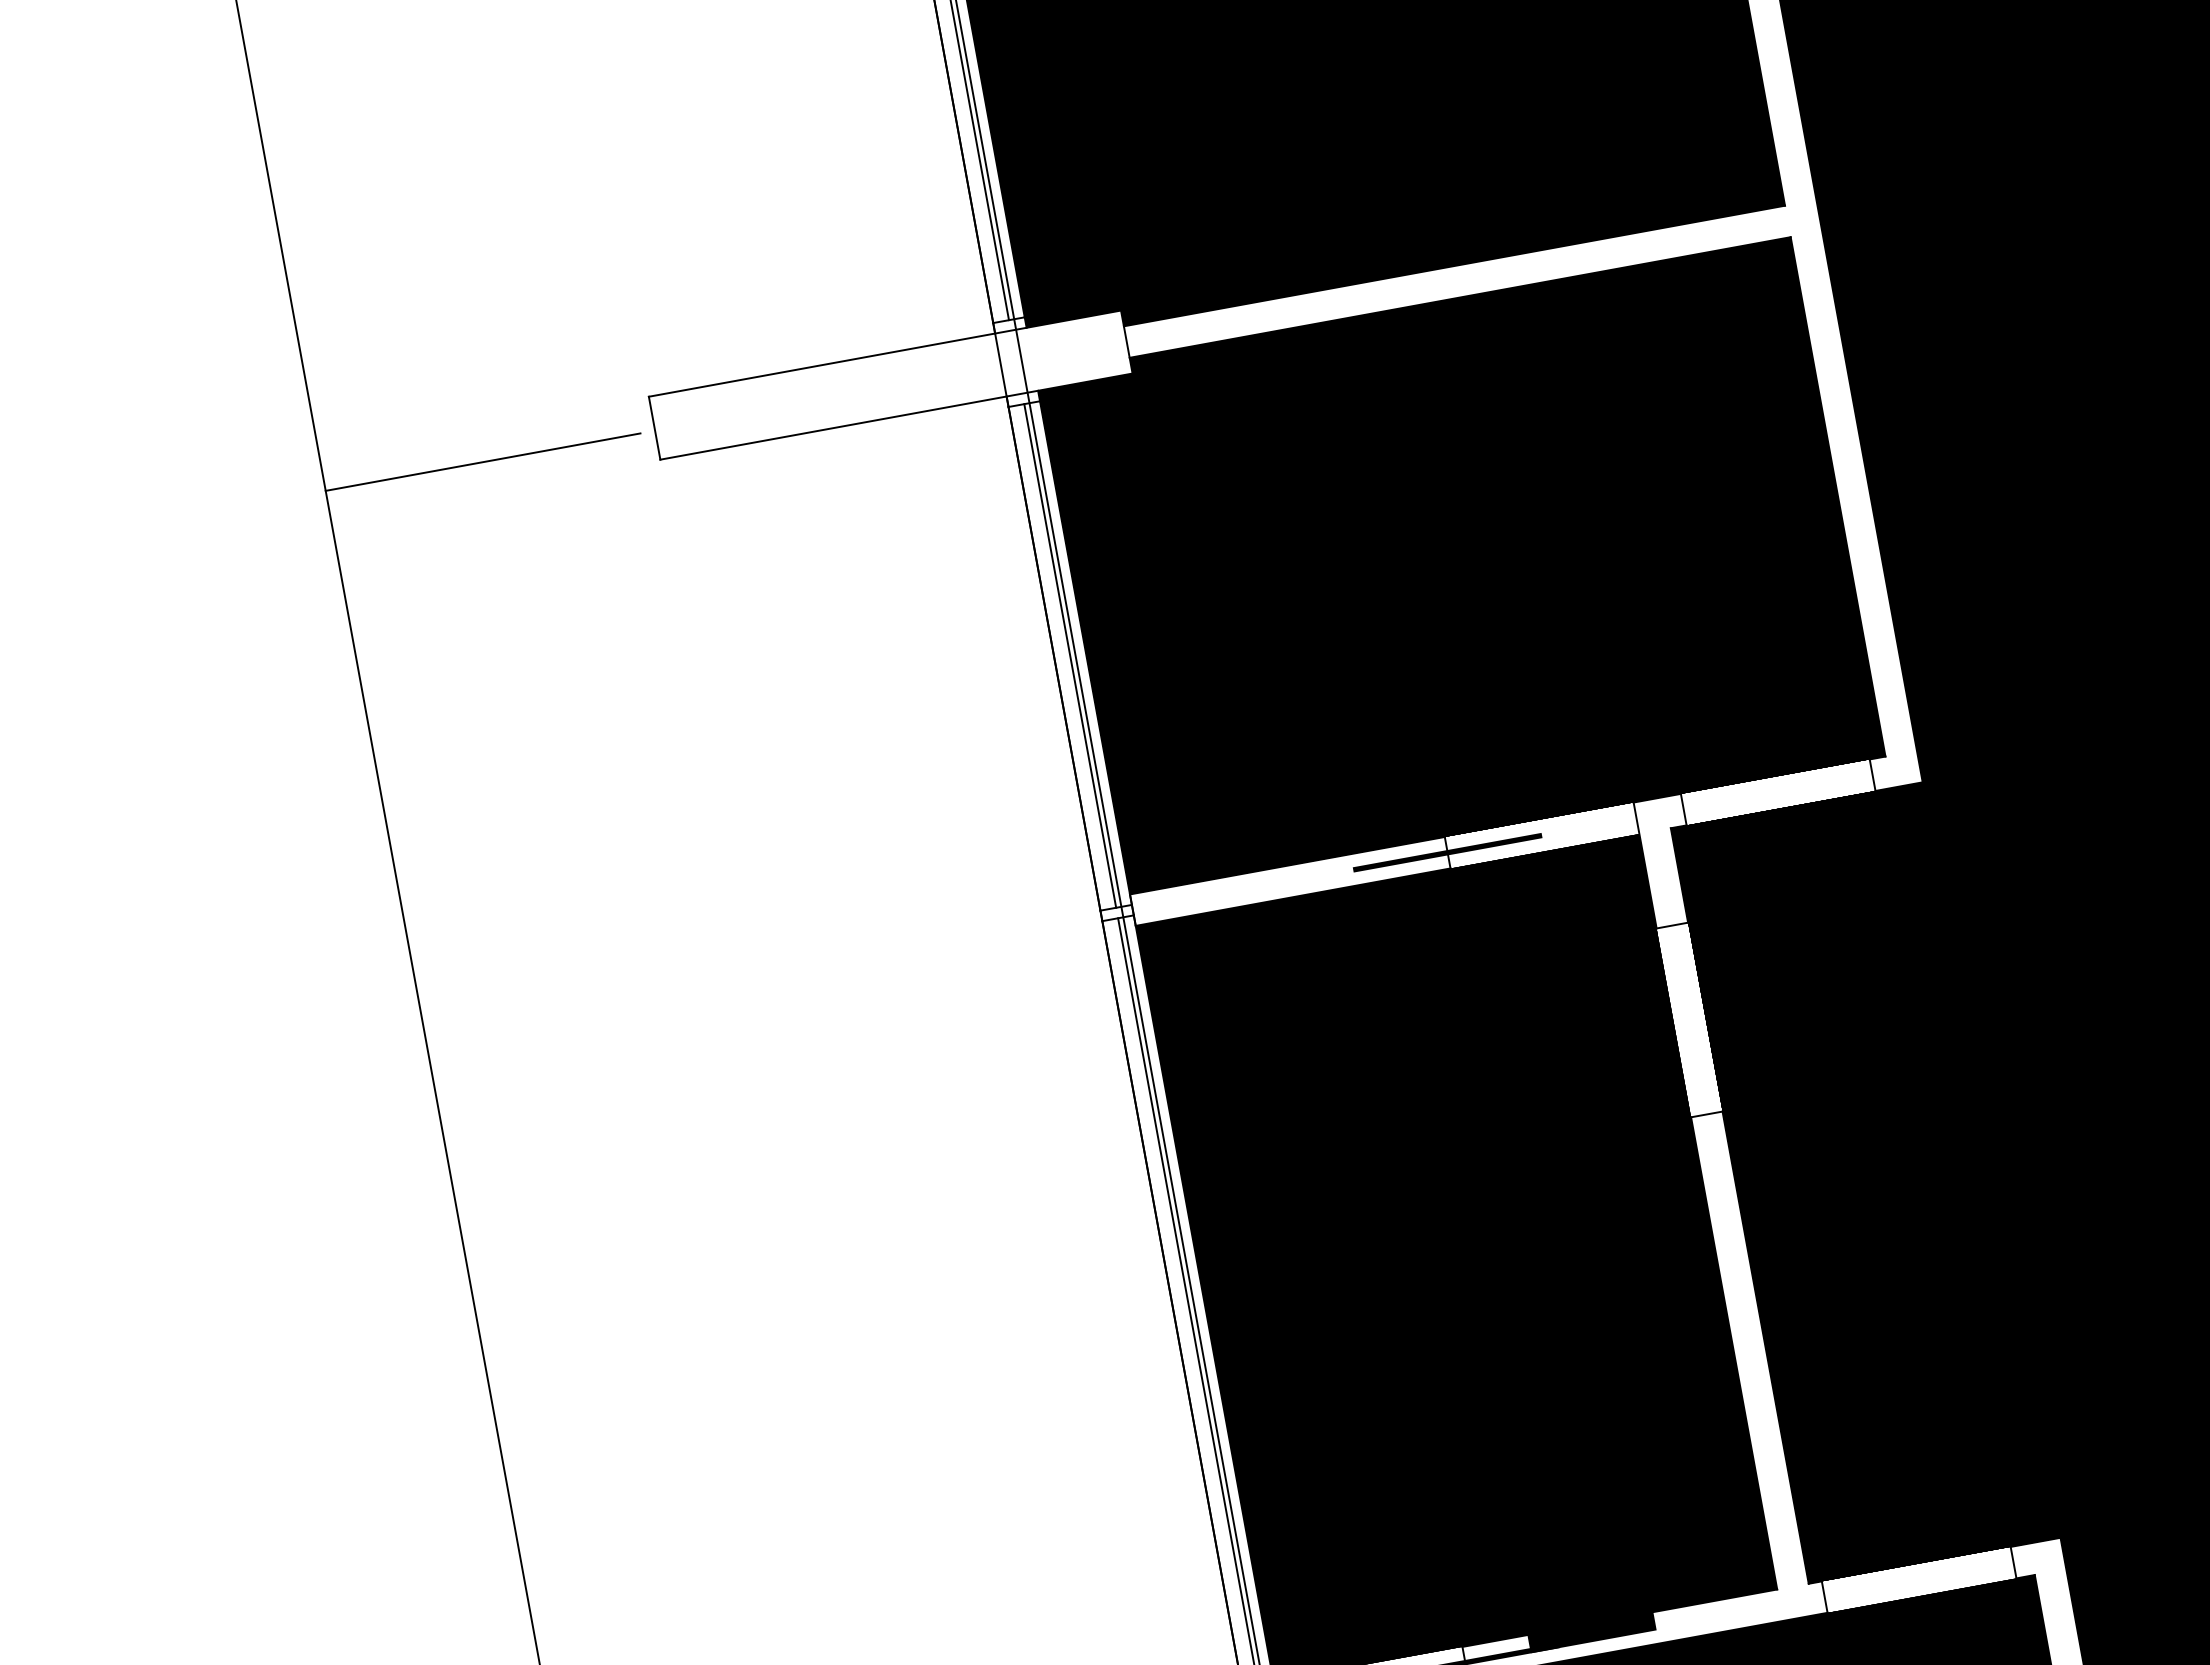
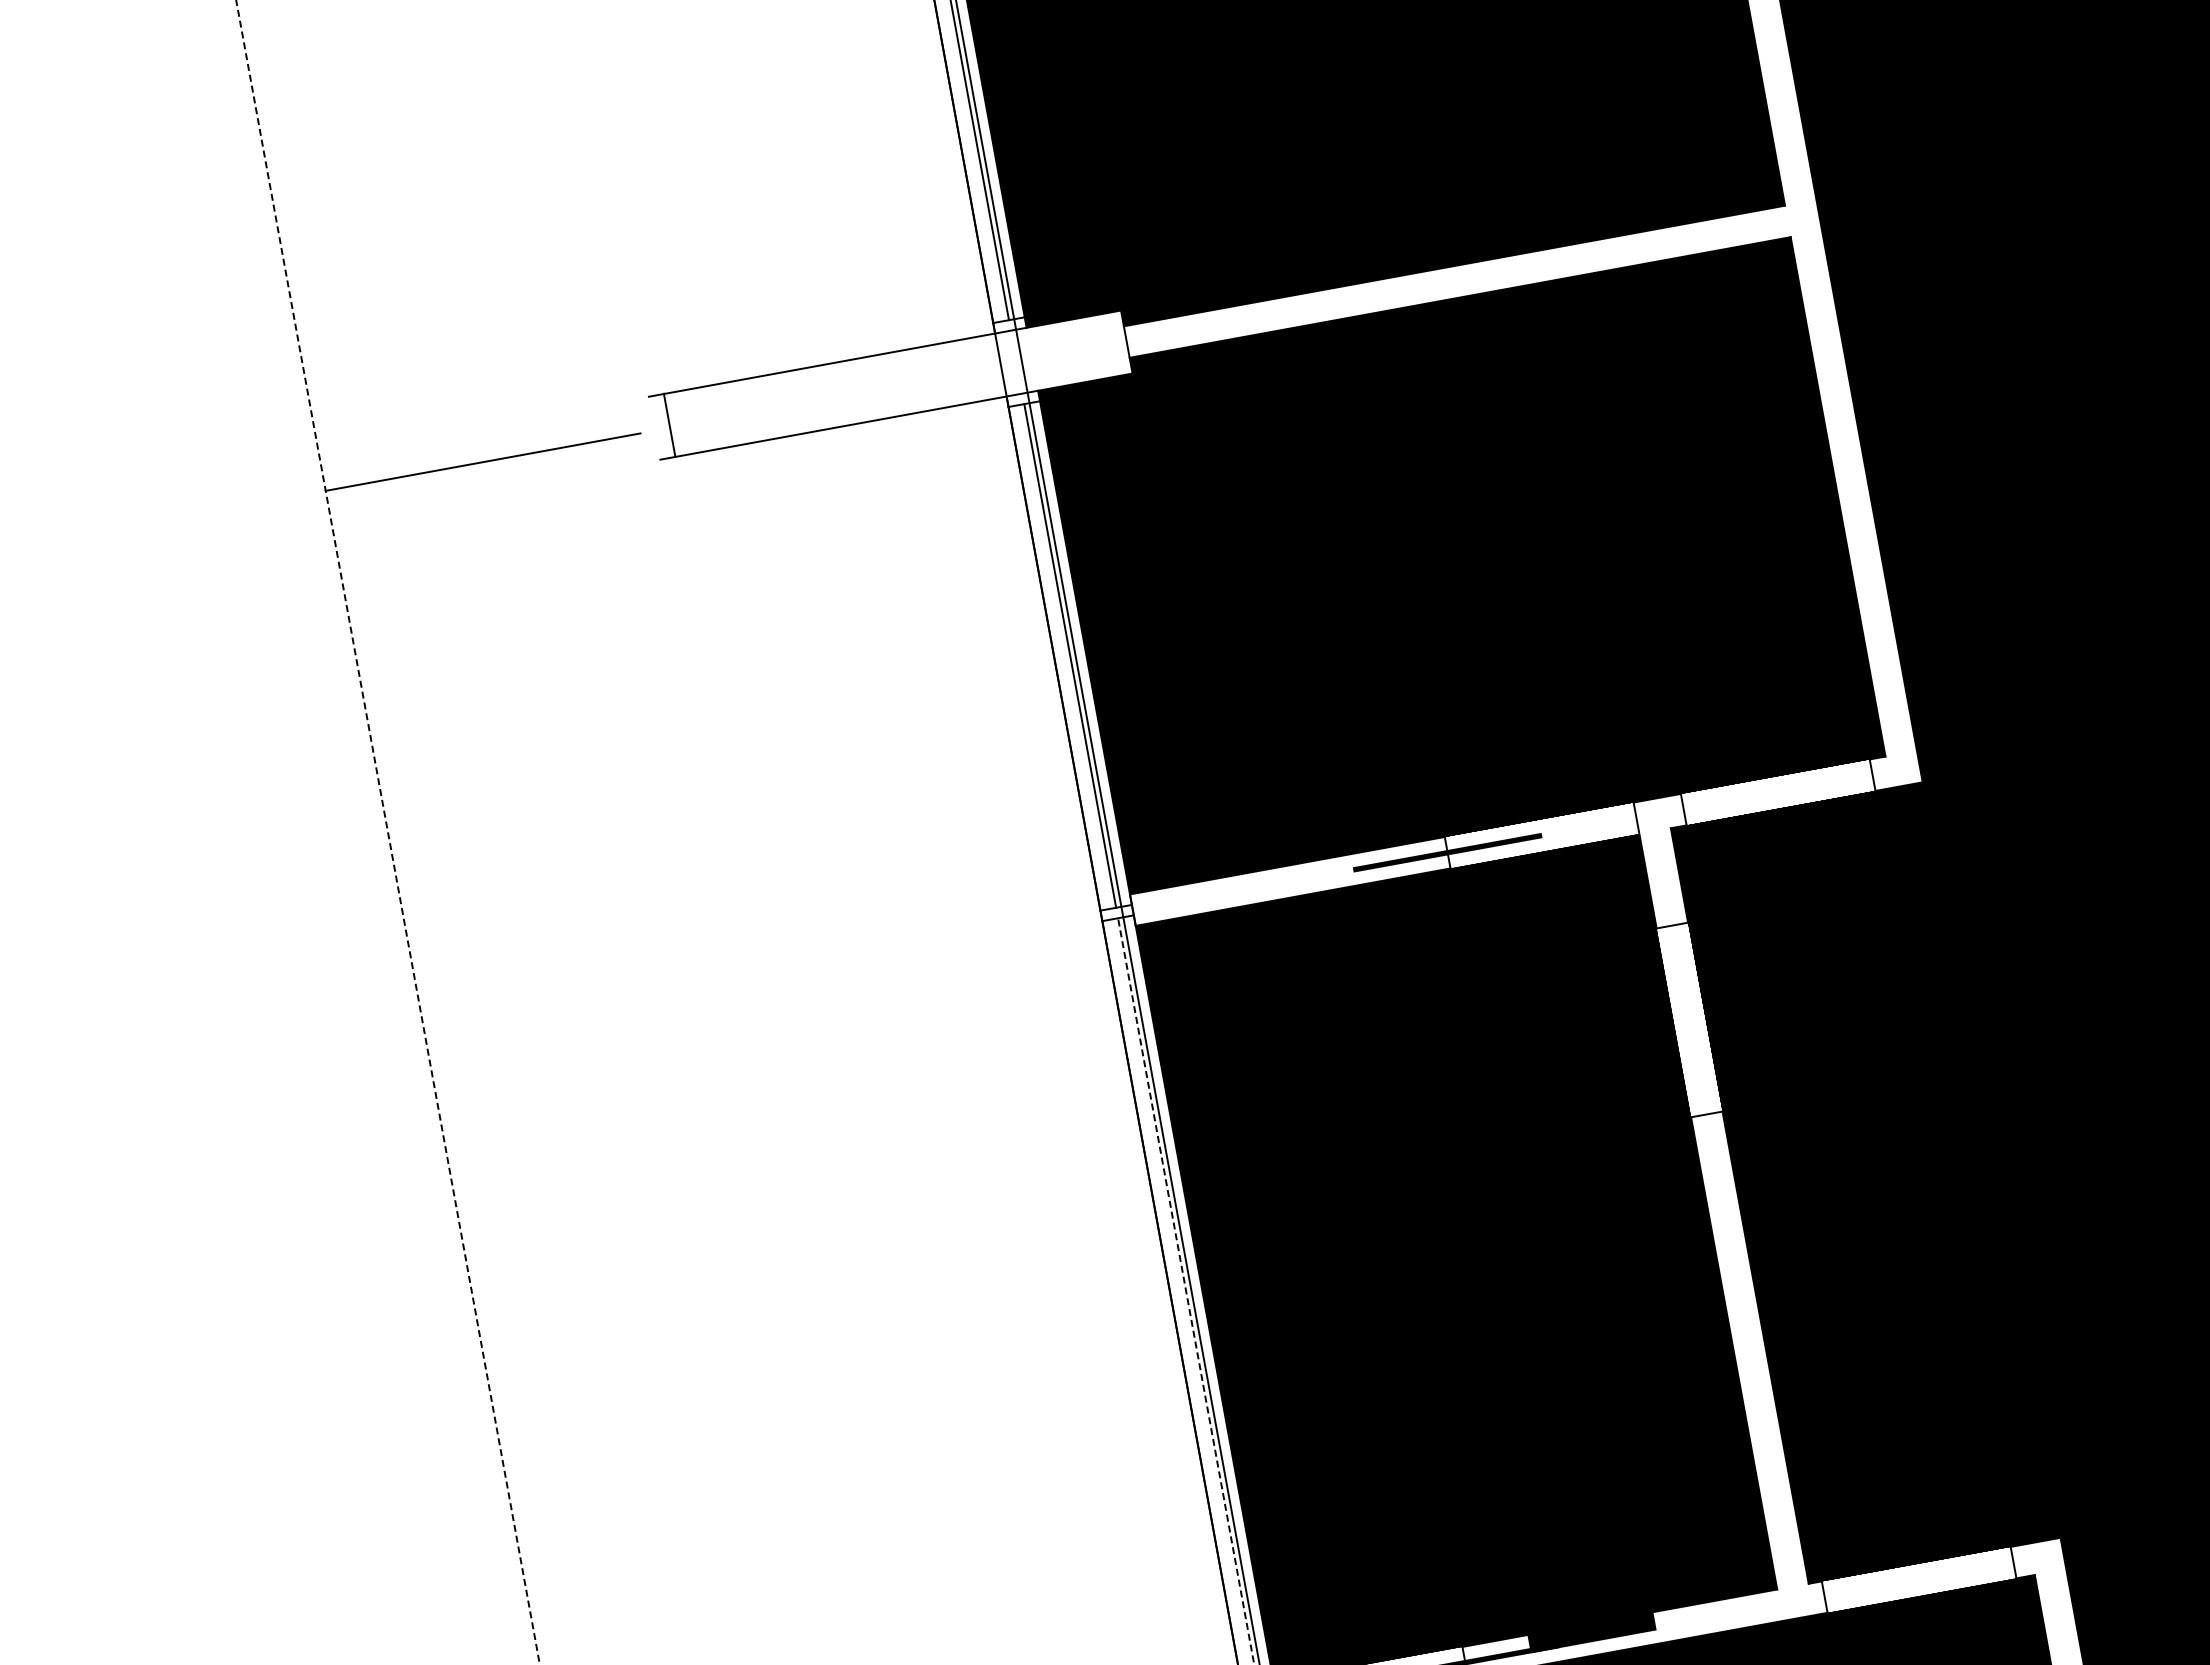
line position: (654, 427) -> (669, 424) (669, 424)
line: solid -> dashed (388, 833)
line: solid -> dashed (1186, 1290)
